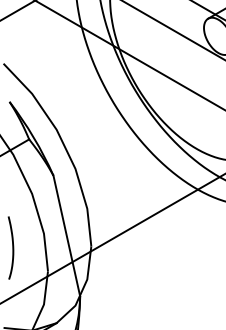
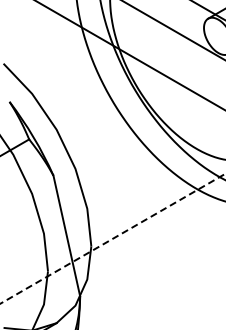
line: present -> none (17, 10)
line: solid -> dashed (112, 238)
curve: present -> none (12, 247)
